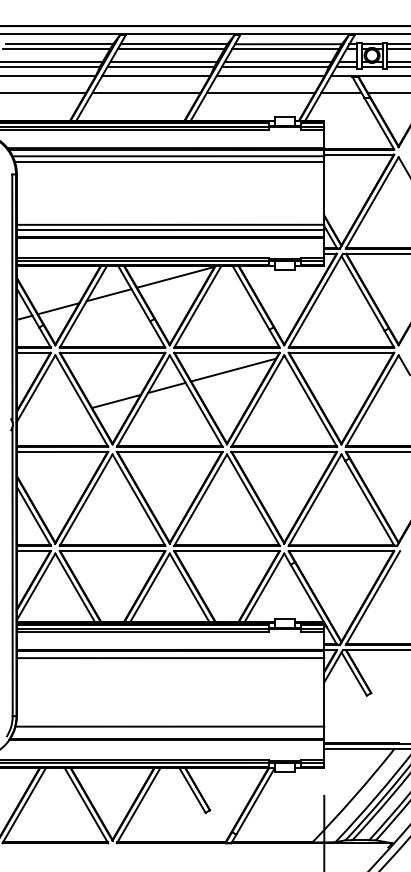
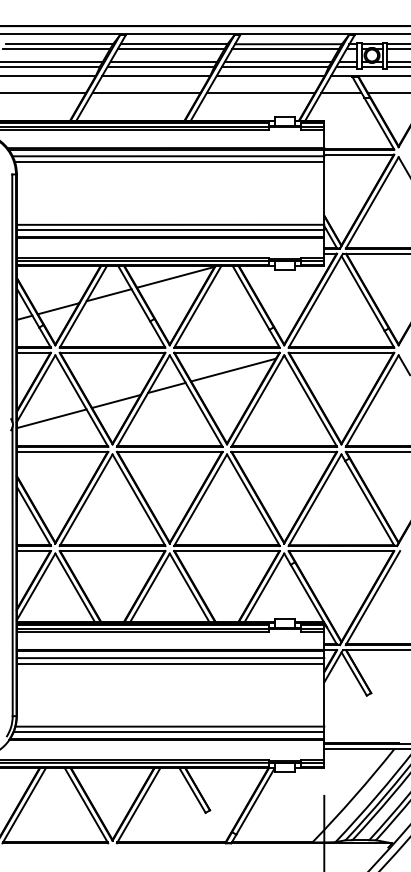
line: none -> present (51, 418)
line: none -> present (170, 663)
line: none -> present (168, 732)
